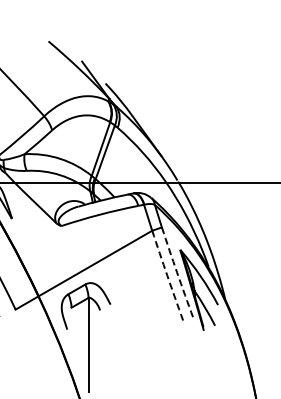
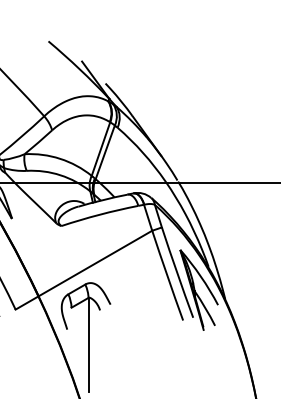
arc: dashed -> solid (177, 272)
arc: dashed -> solid (167, 275)
